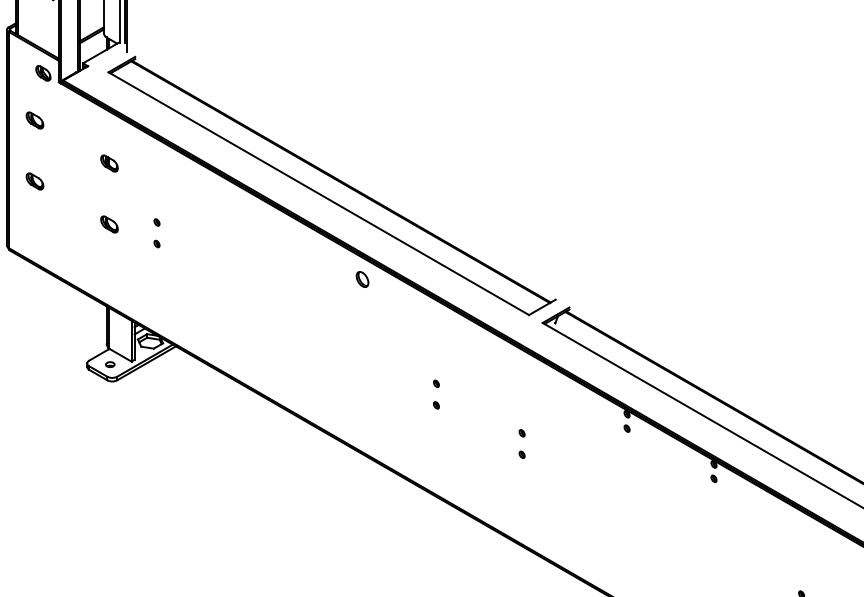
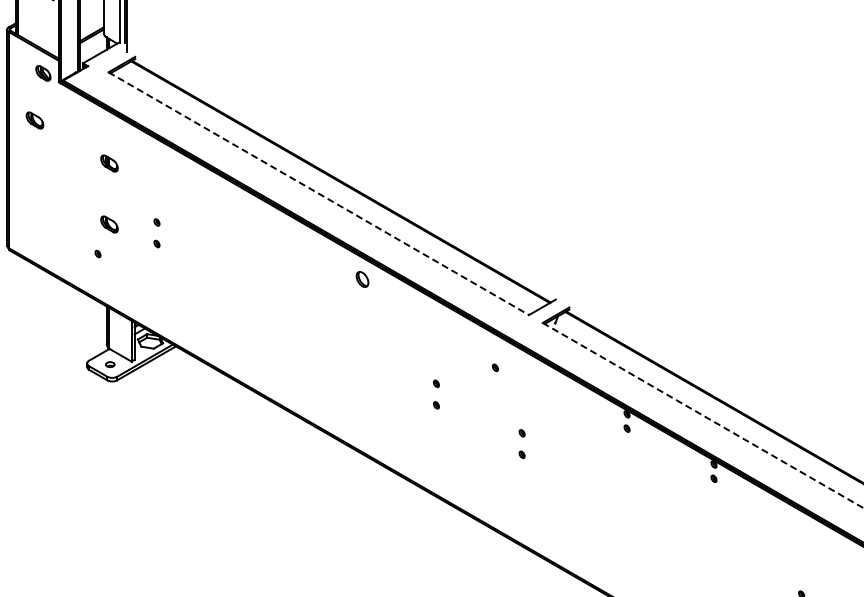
part: present -> none (34, 181)
line: solid -> dashed (318, 193)
part: none -> present (97, 253)
part: none -> present (495, 367)
line: solid -> dashed (703, 415)
